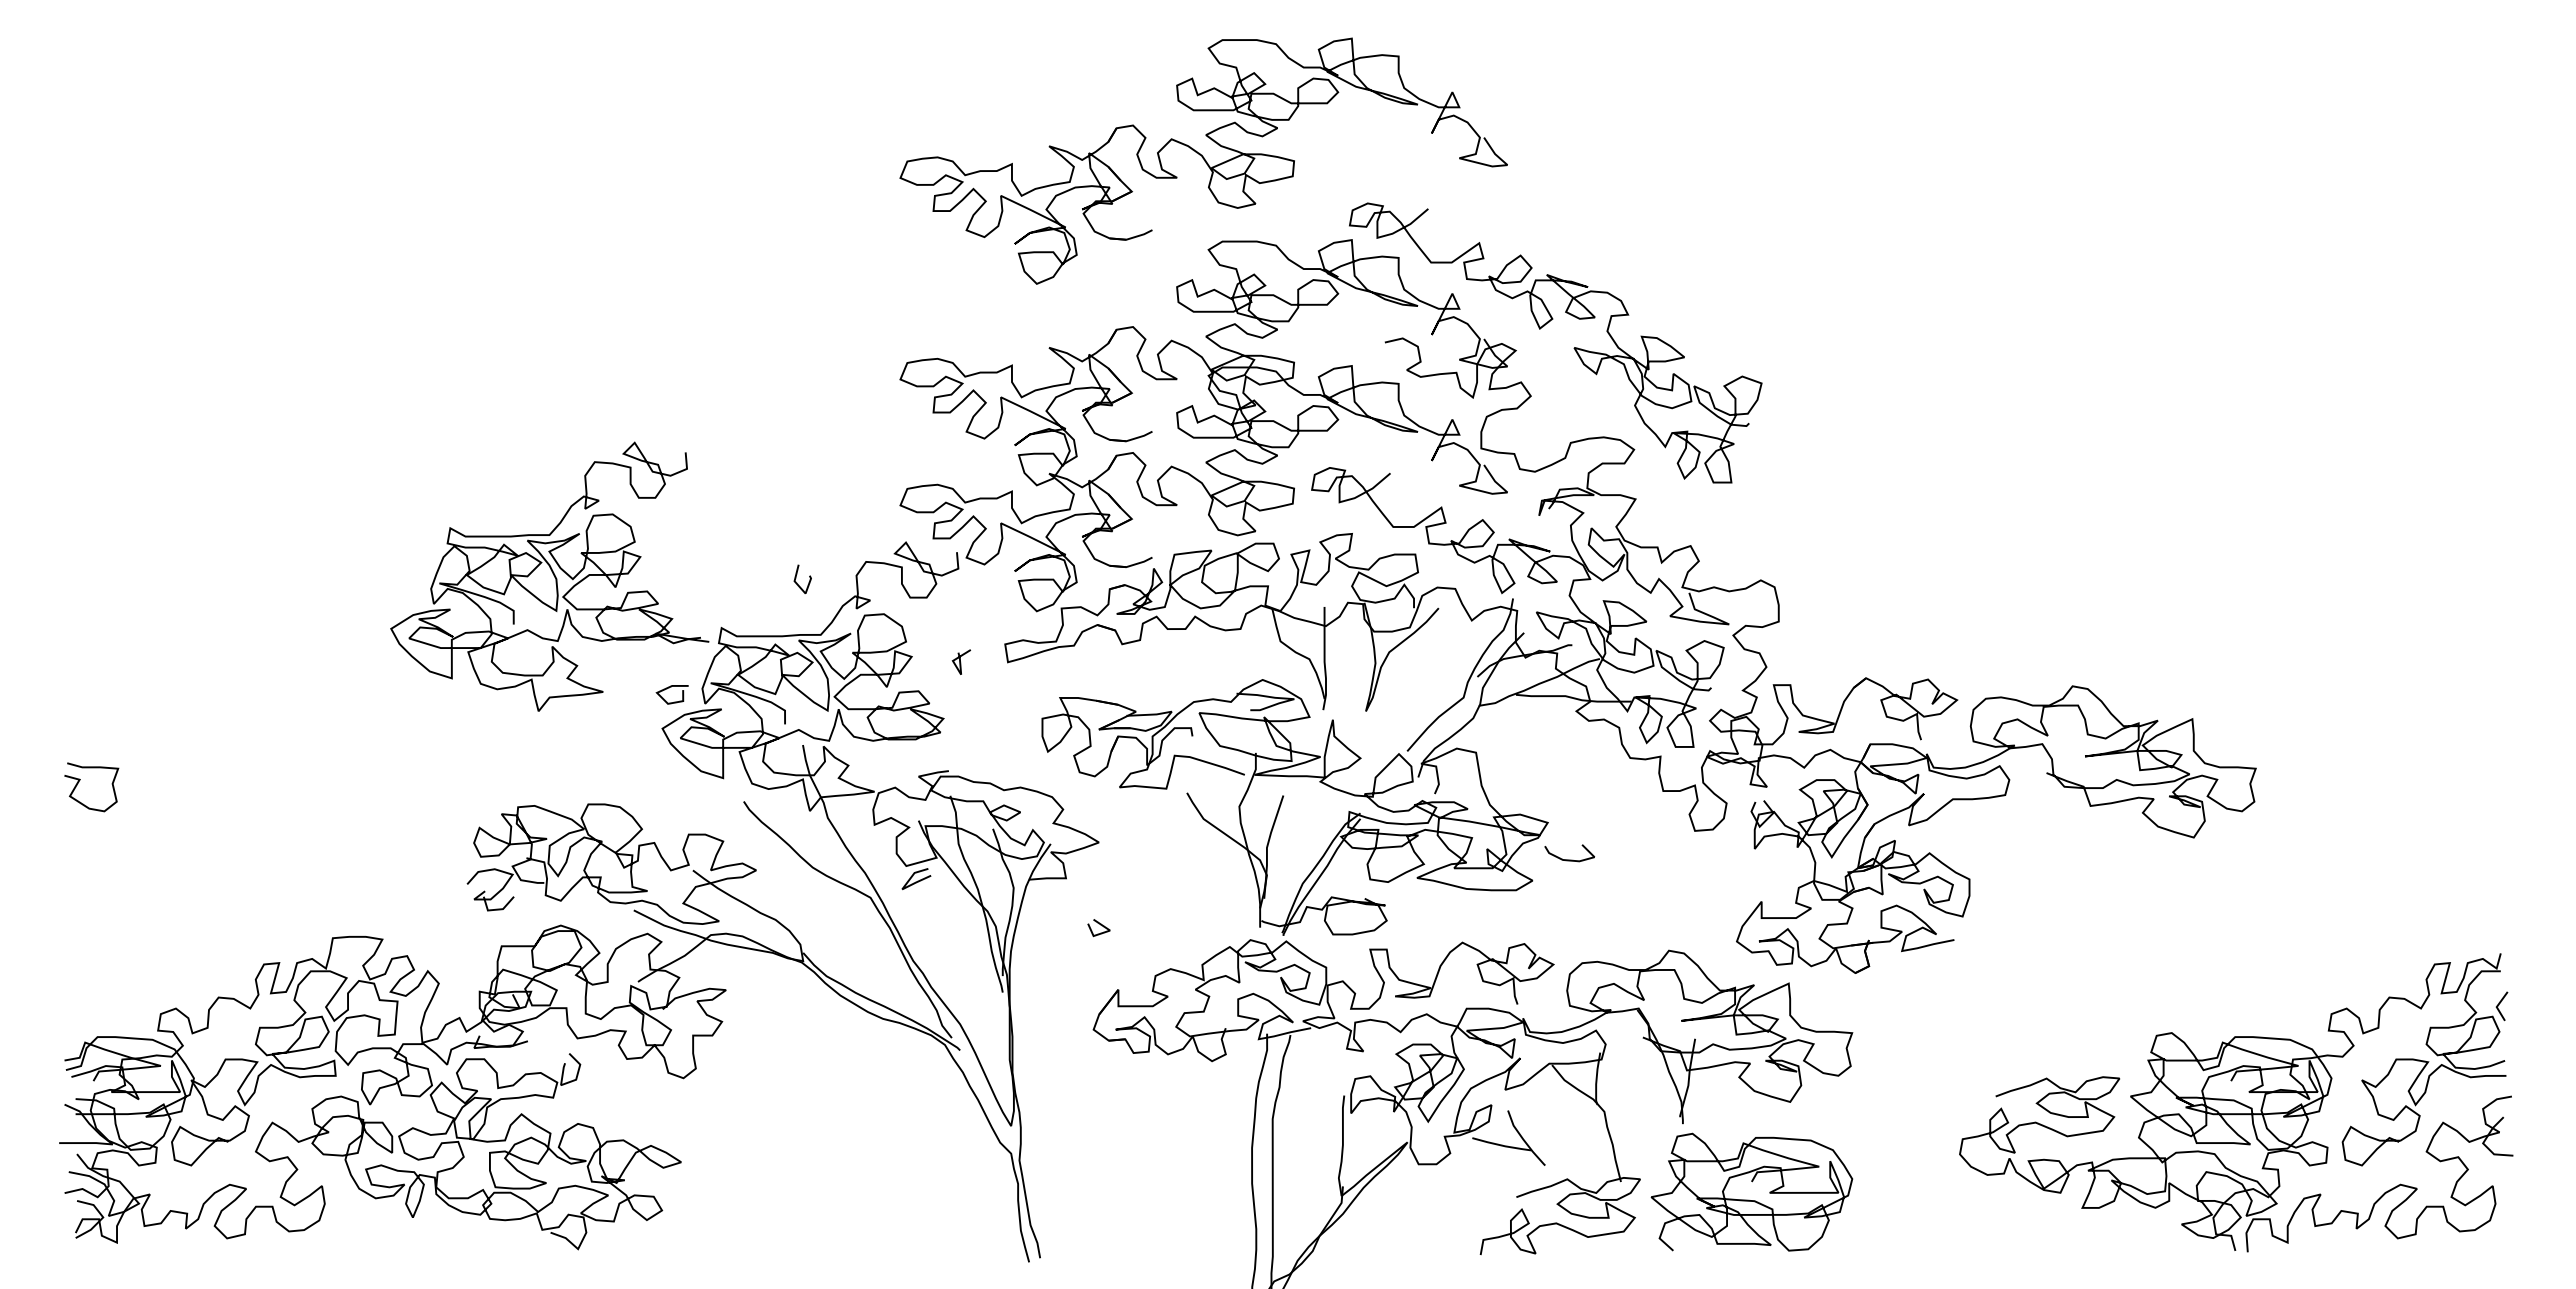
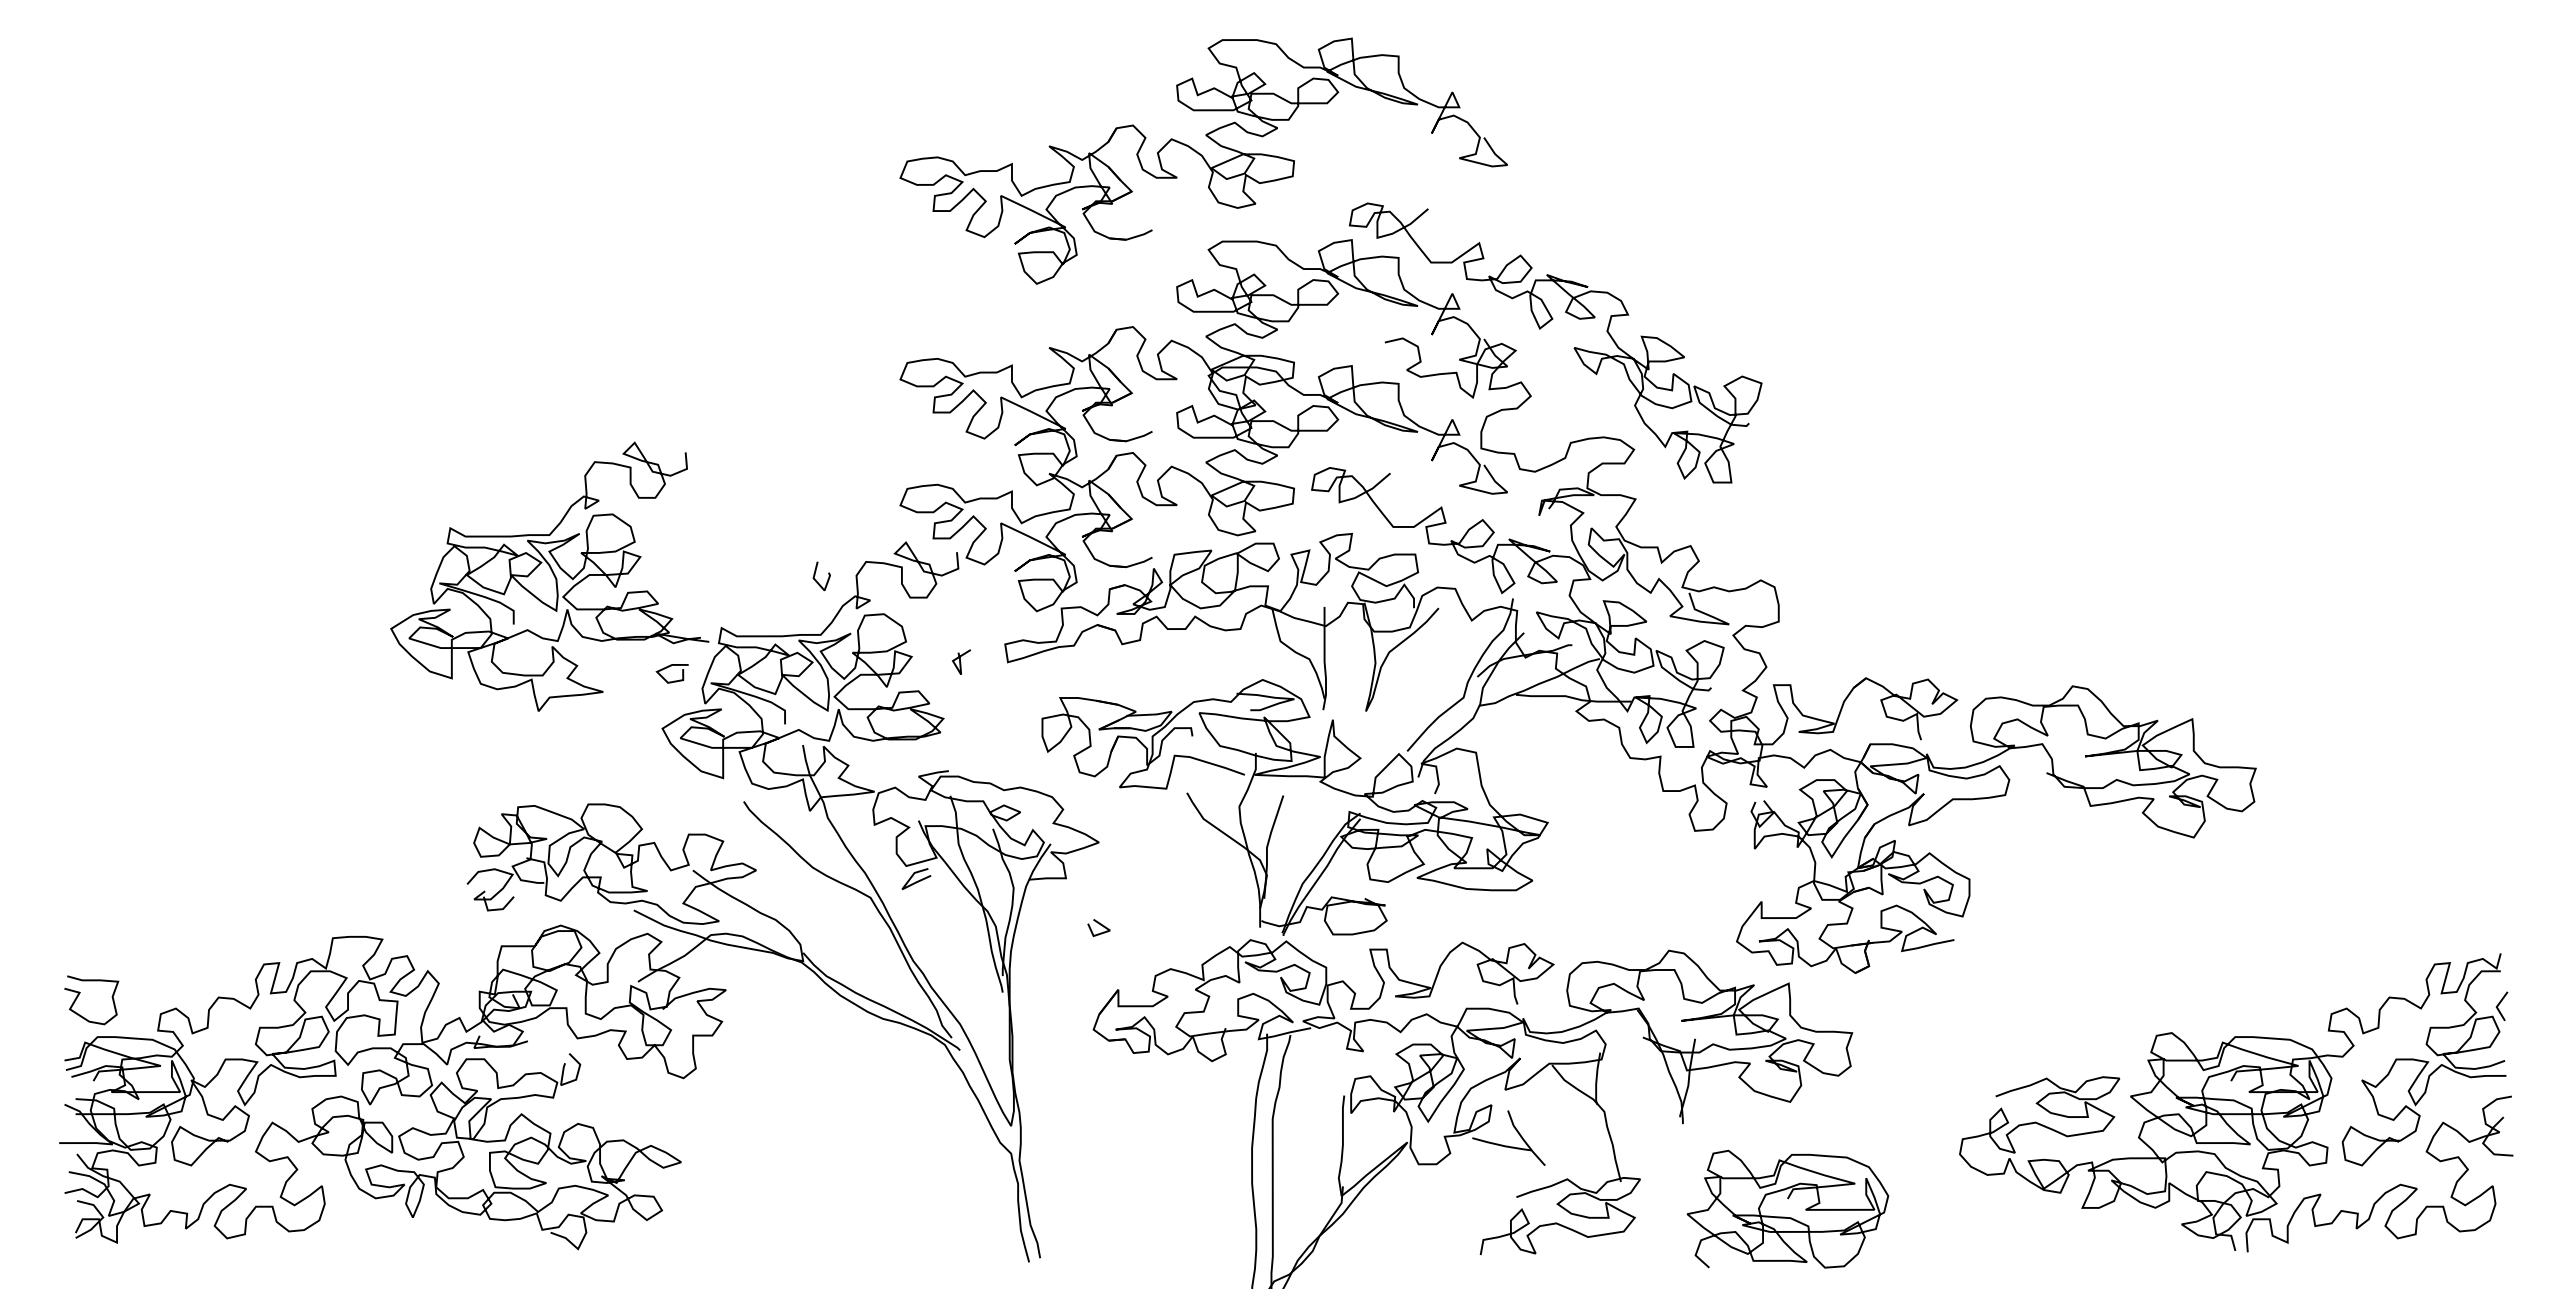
line position: (796, 578) -> (815, 575) (815, 575)
curve position: (669, 688) -> (669, 667) (669, 667)
curve position: (79, 782) -> (79, 995) (79, 995)
curve: present -> none (1569, 859)
curve position: (1749, 1199) -> (1785, 1216) (1785, 1216)
